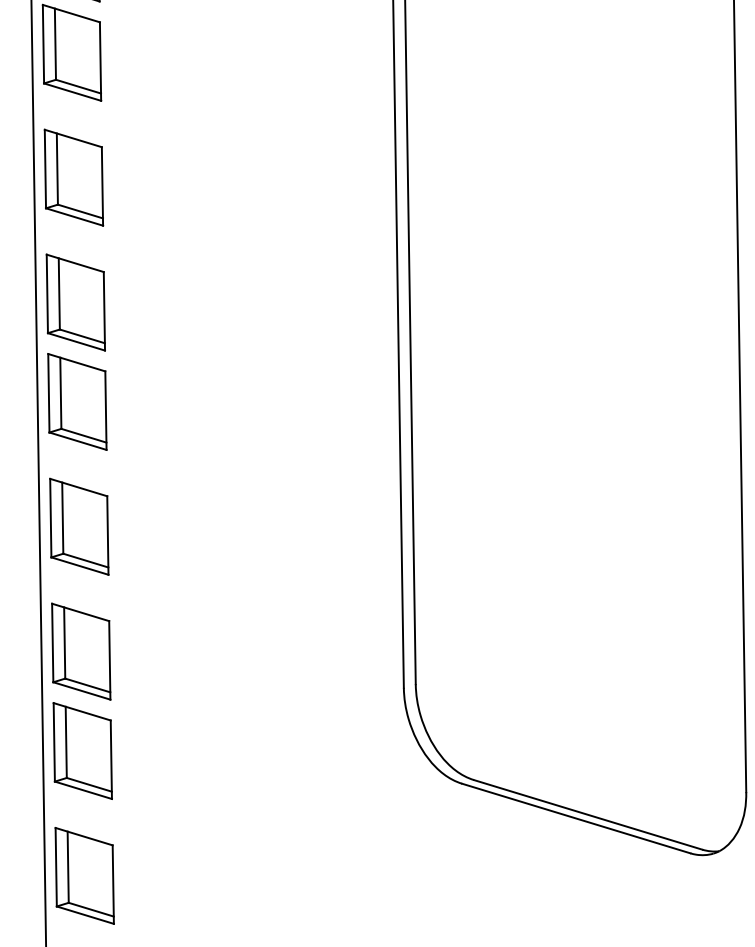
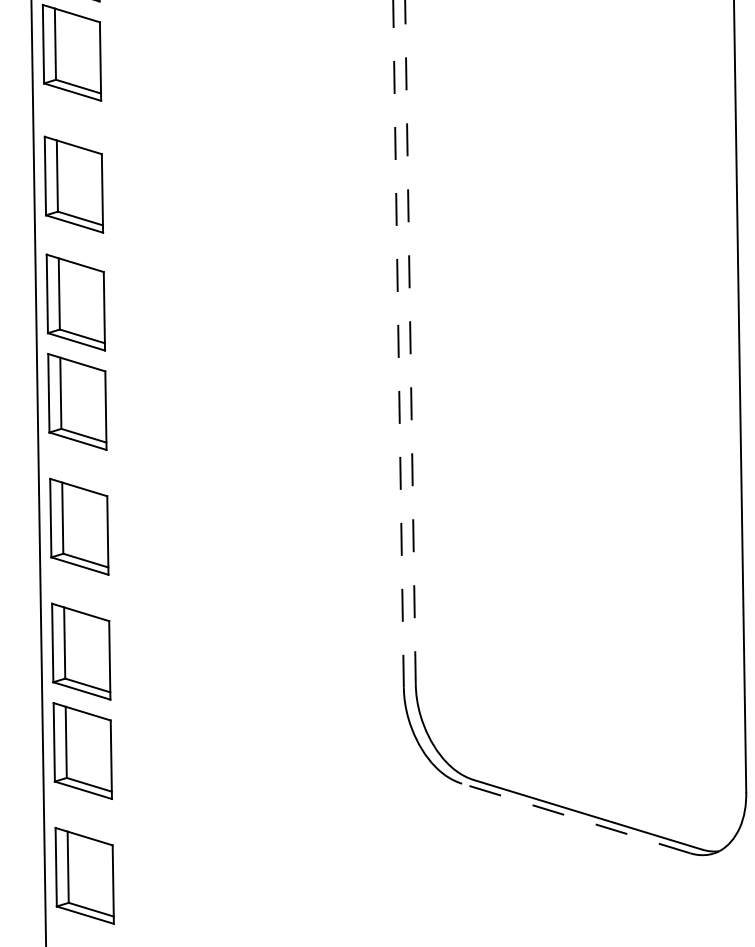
part position: (73, 177) -> (73, 184) (73, 184)
line: solid -> dashed (410, 342)
line: solid -> dashed (398, 344)
line: solid -> dashed (575, 818)
